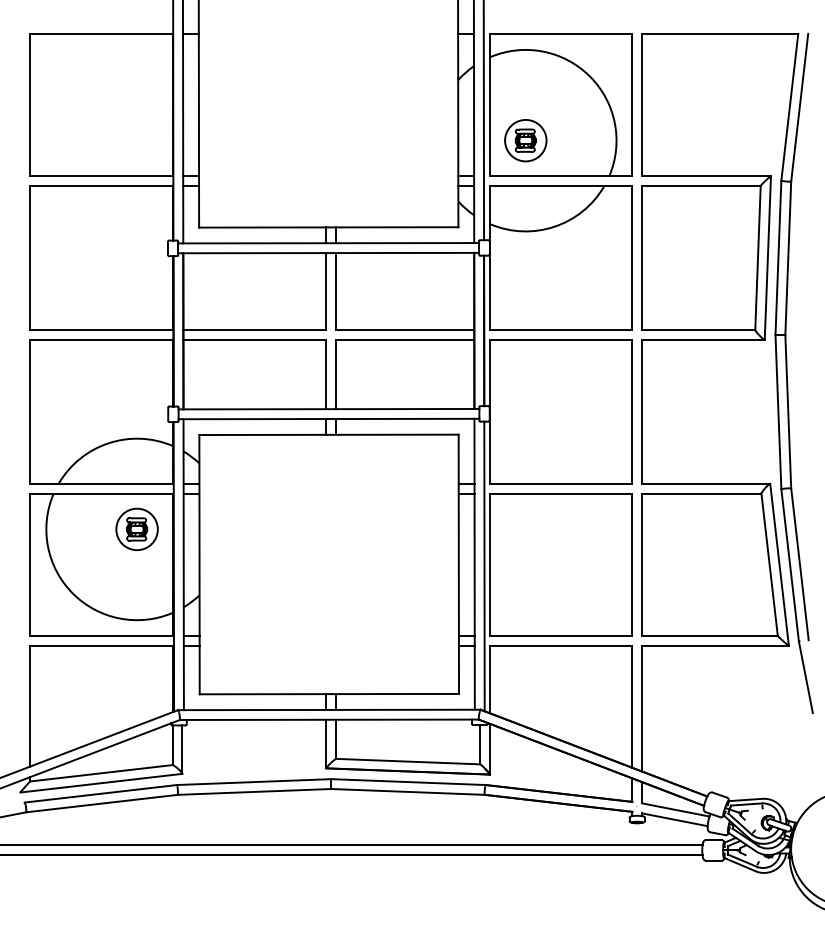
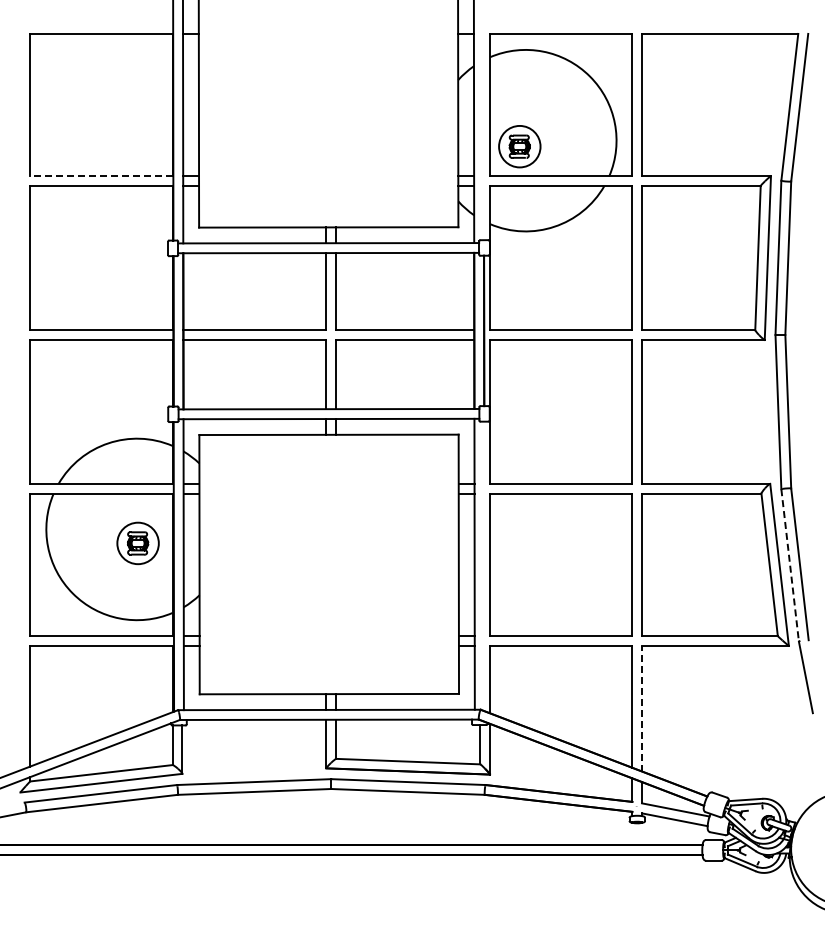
line: present -> none (483, 121)
part position: (525, 140) -> (519, 146) (519, 146)
line: solid -> dashed (100, 176)
part position: (136, 529) -> (137, 543) (137, 543)
line: solid -> dashed (790, 565)
line: present -> none (484, 566)
line: solid -> dashed (642, 708)
